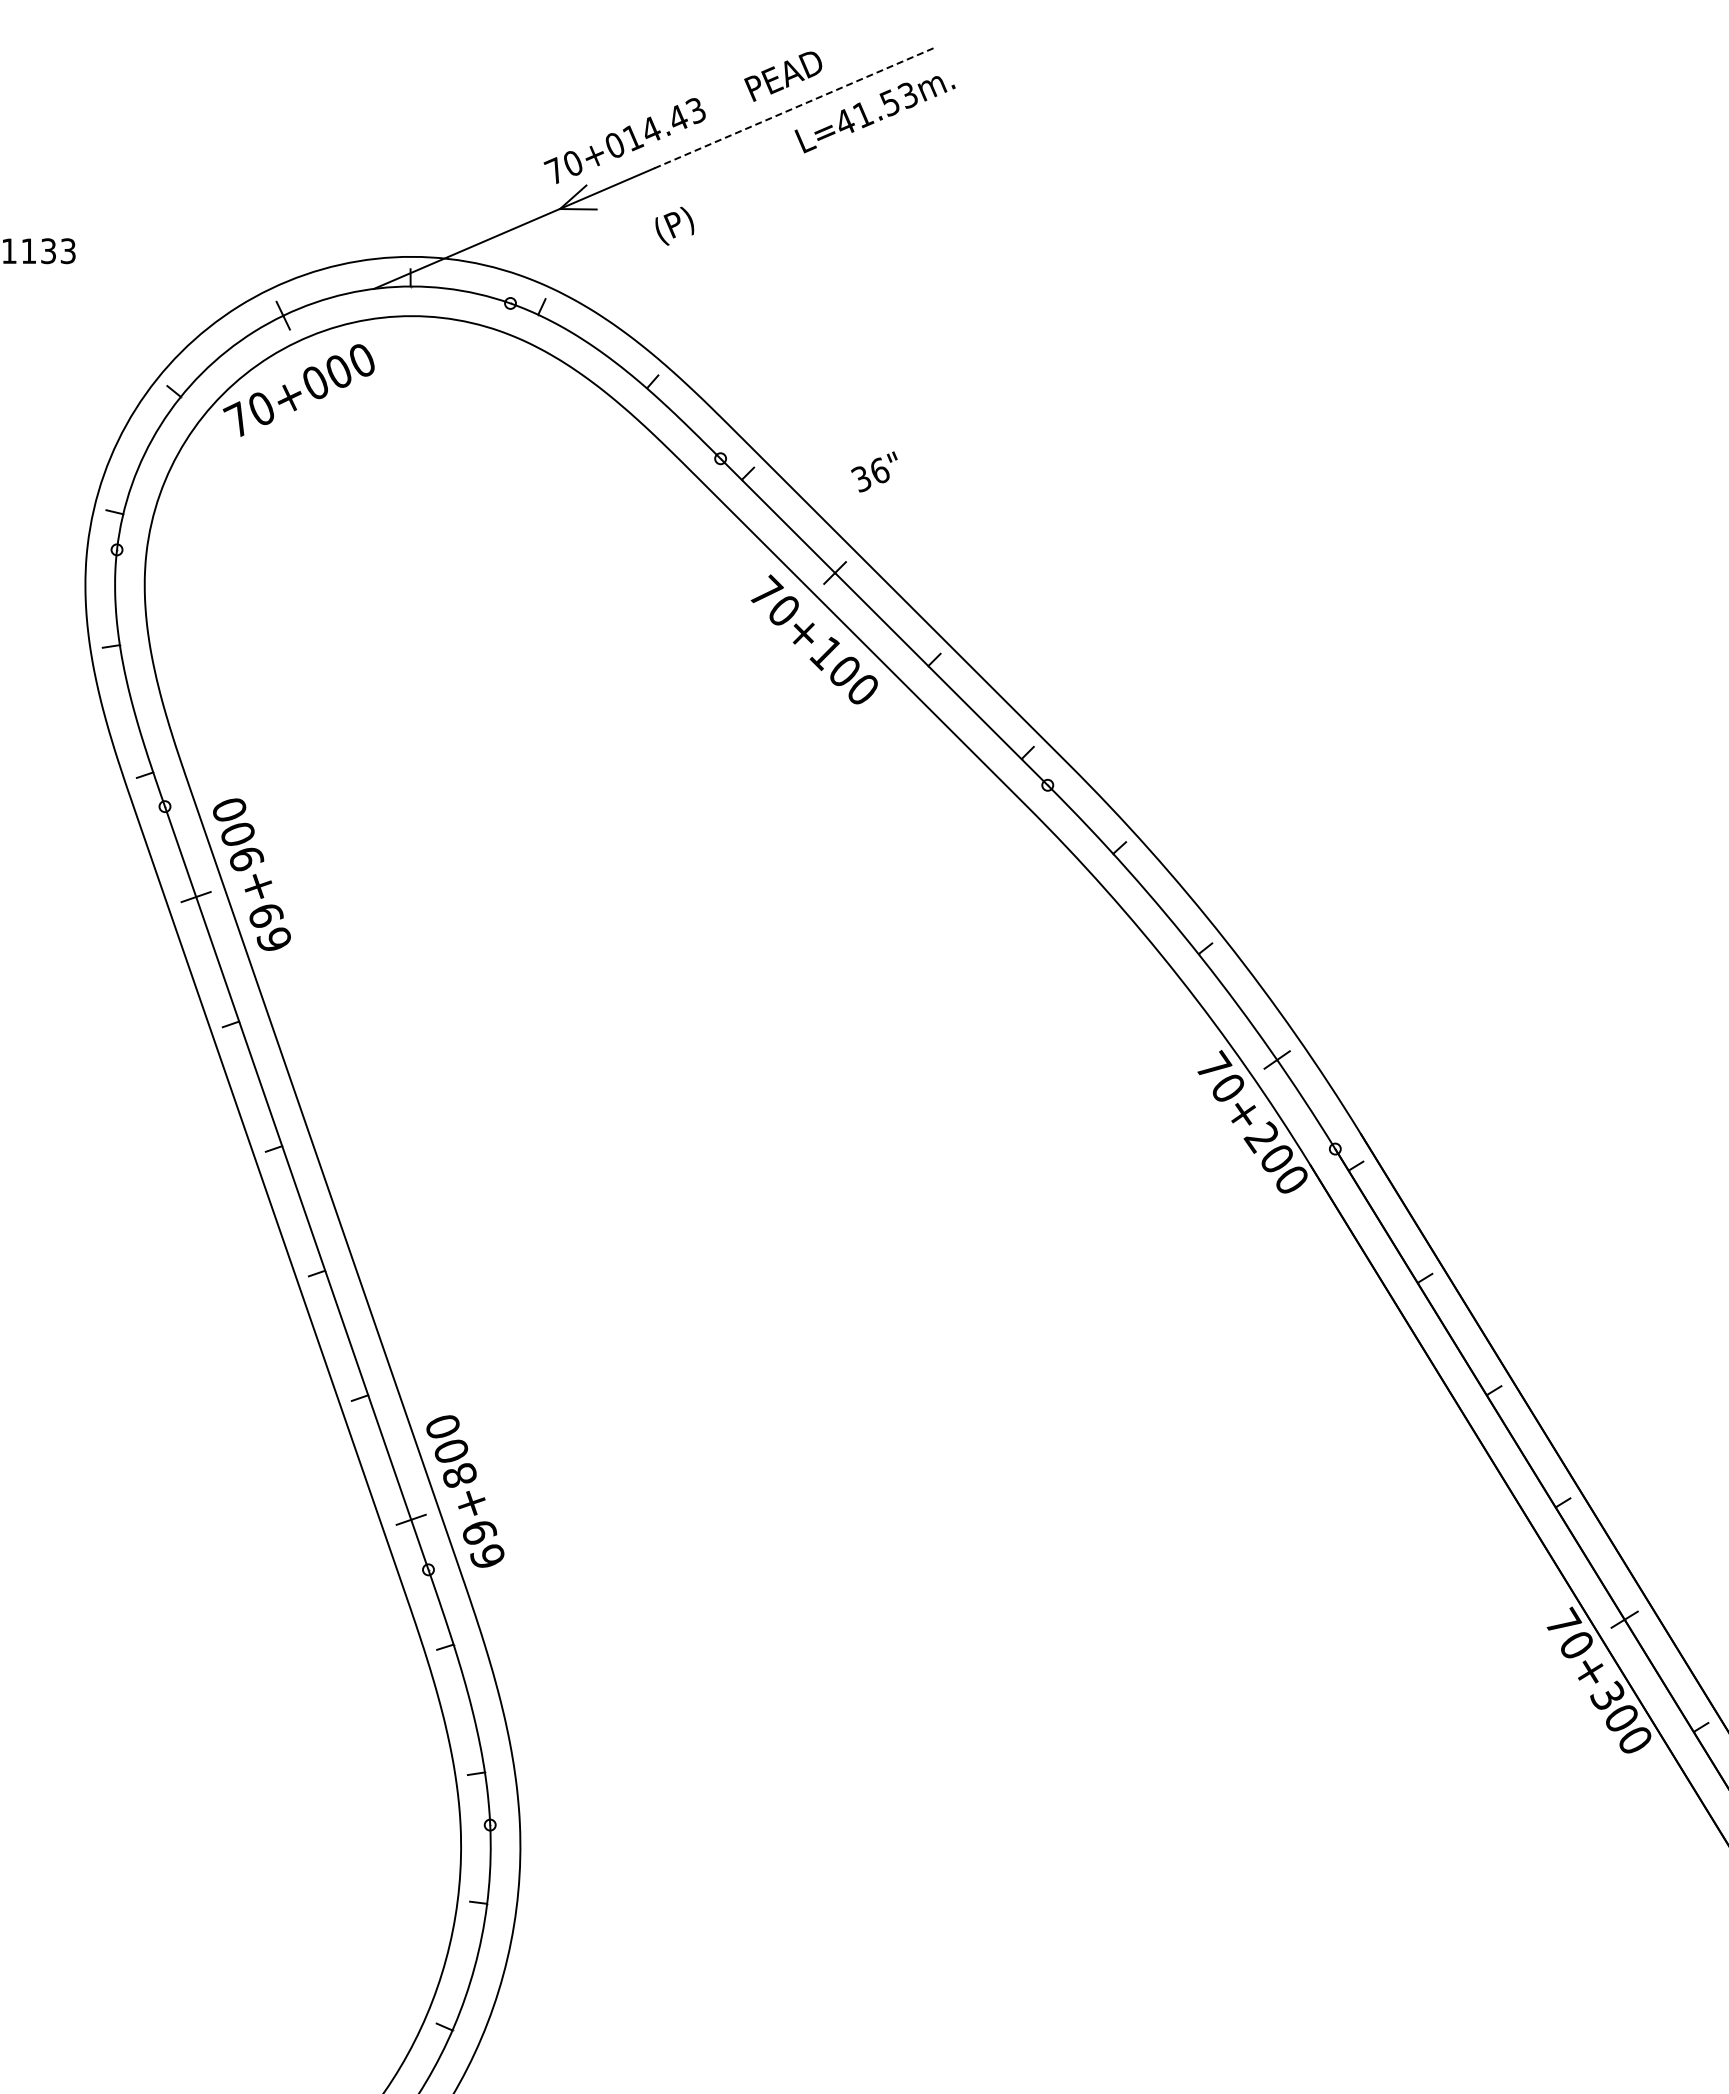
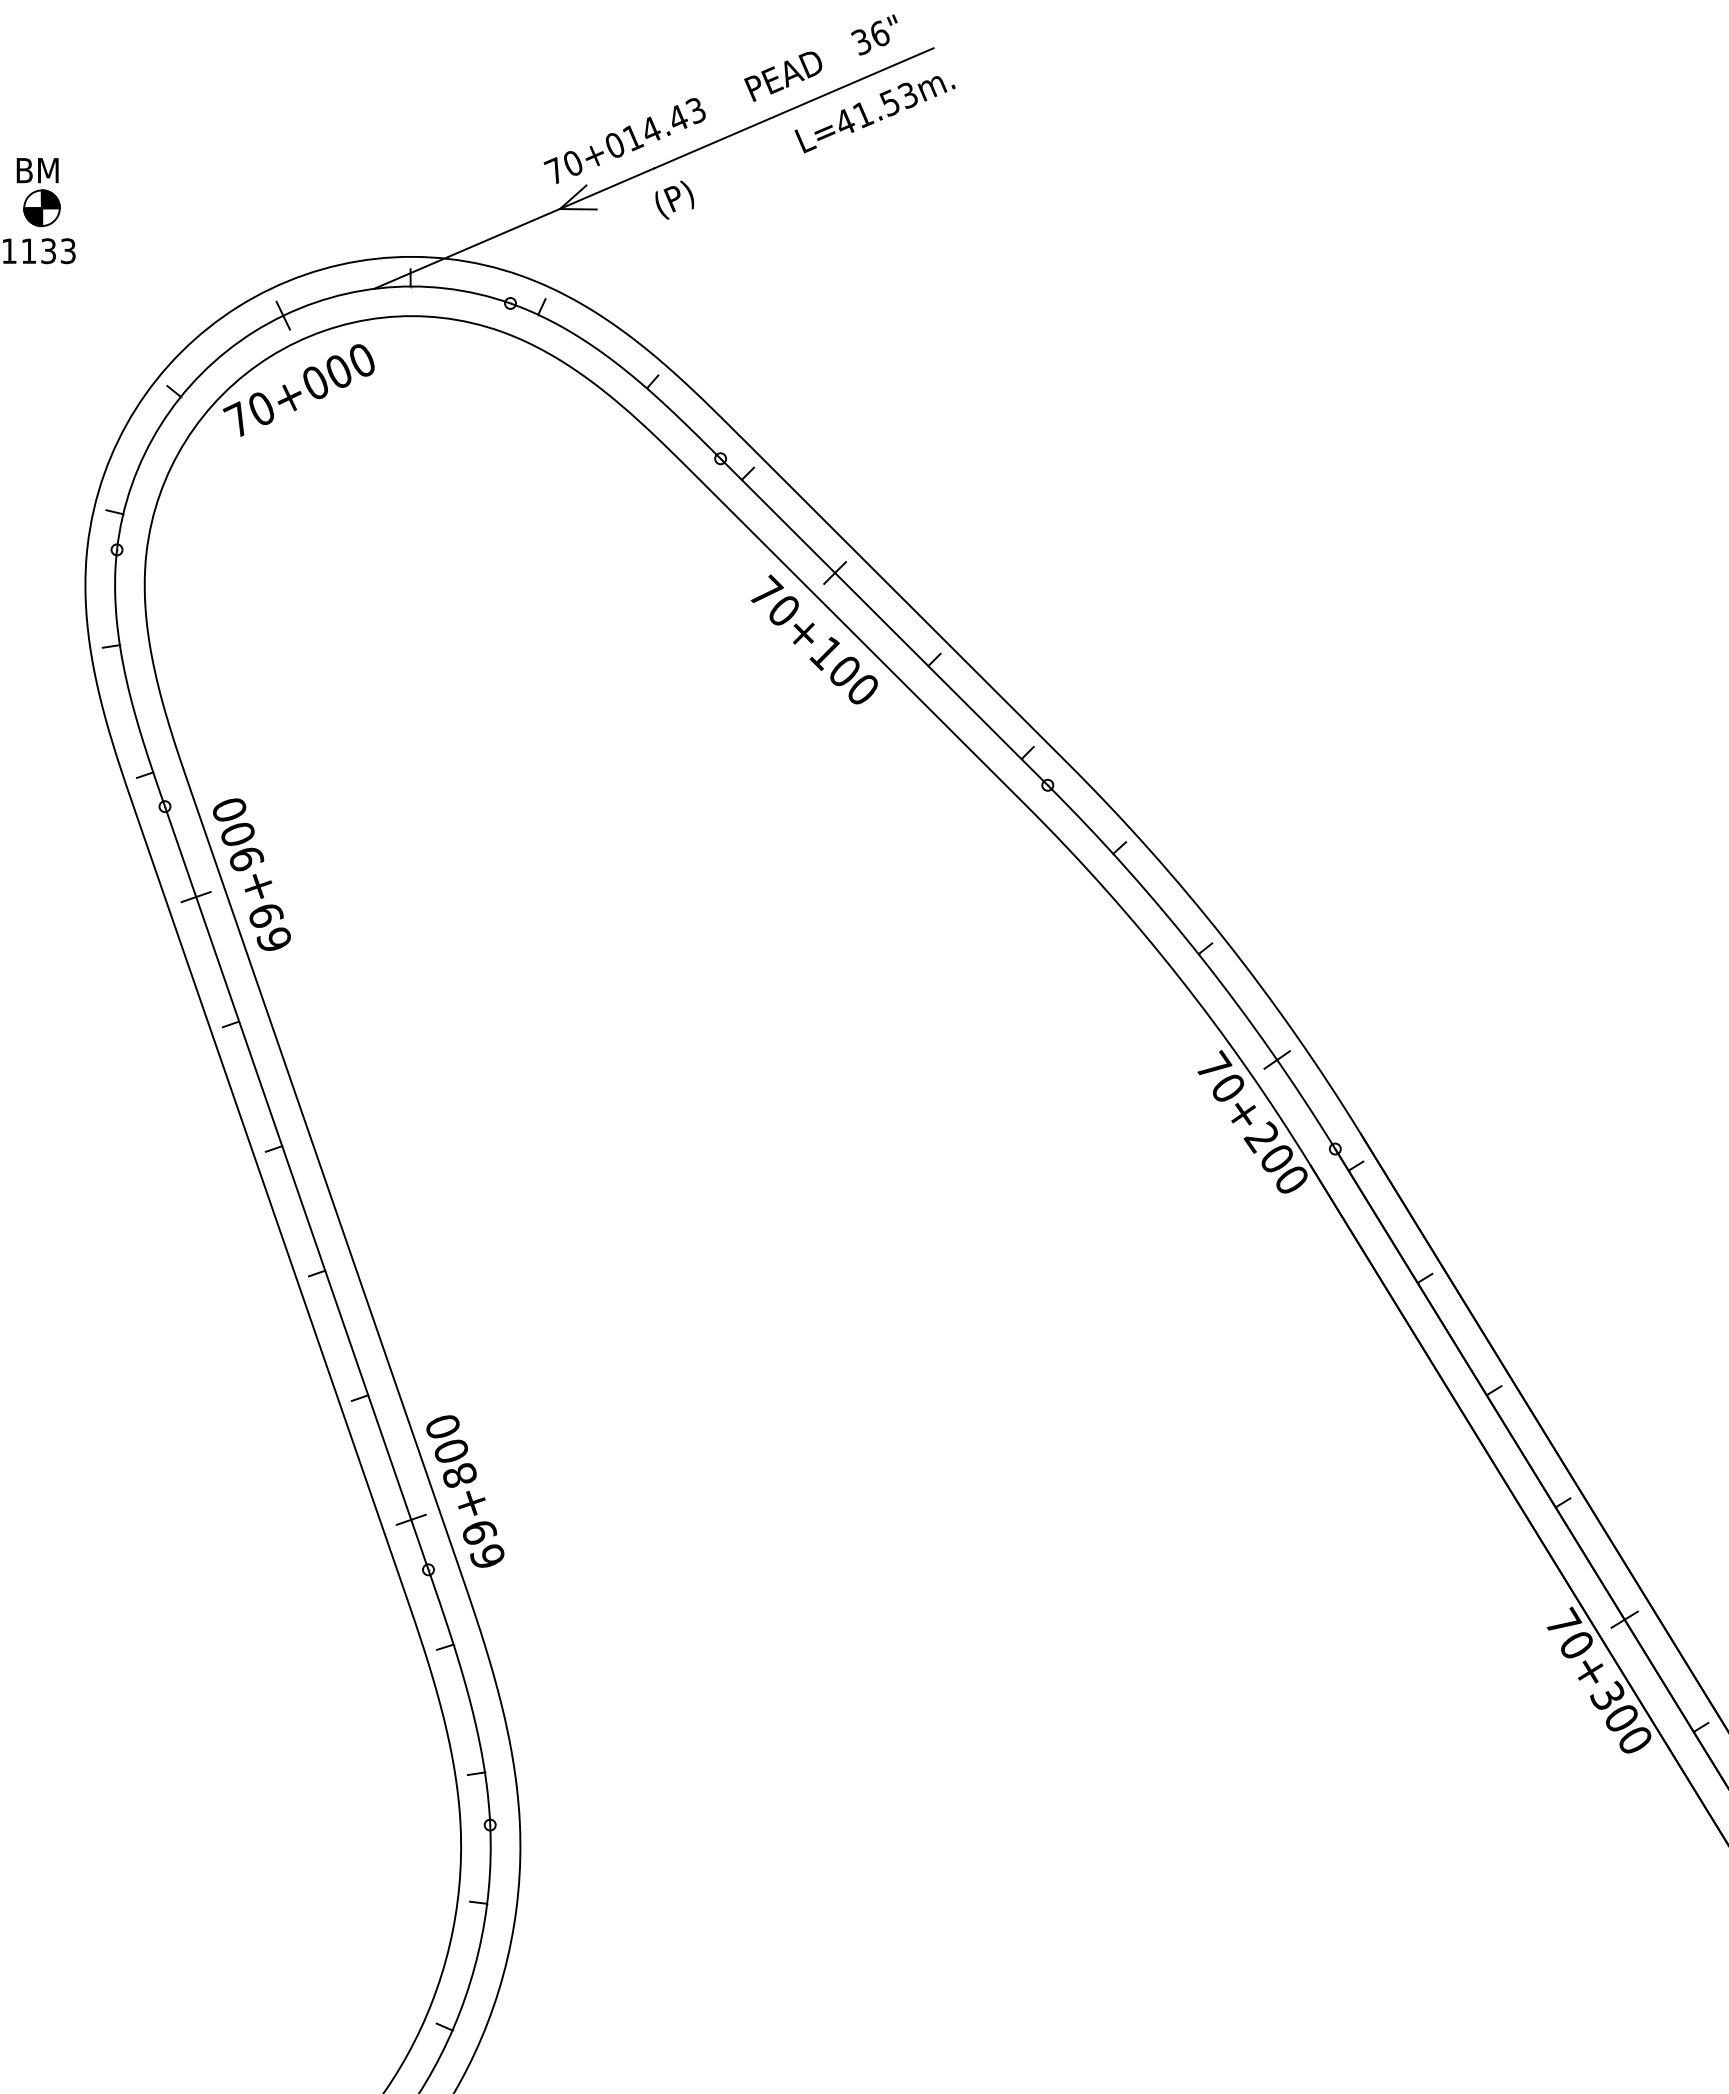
line: dashed -> solid (793, 108)
part: none -> present (38, 192)
text position: (674, 225) -> (674, 199) (674, 199)
text position: (874, 471) -> (874, 34) (874, 34)
